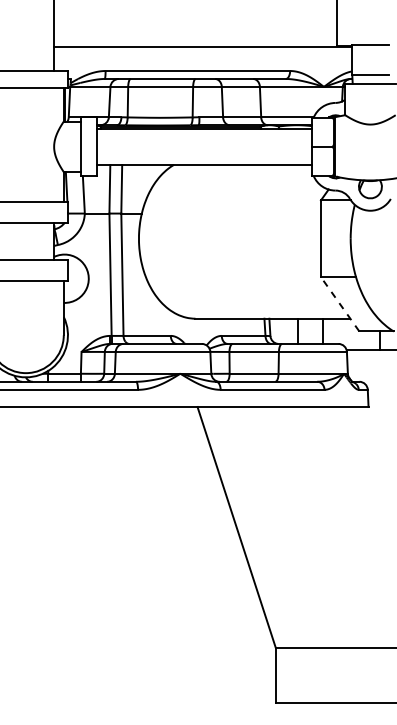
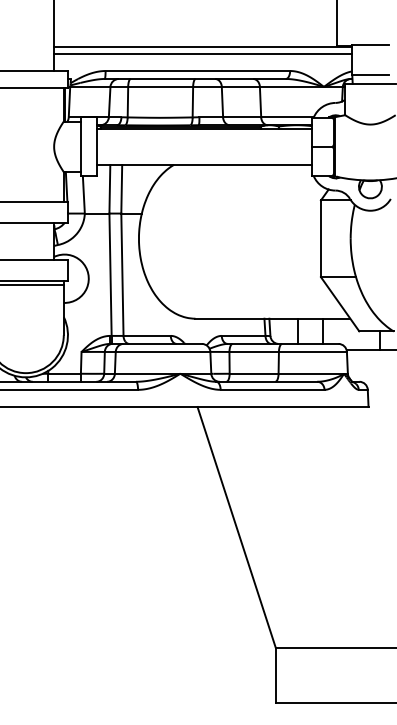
line: none -> present (202, 53)
line: none -> present (32, 284)
line: dashed -> solid (339, 303)
